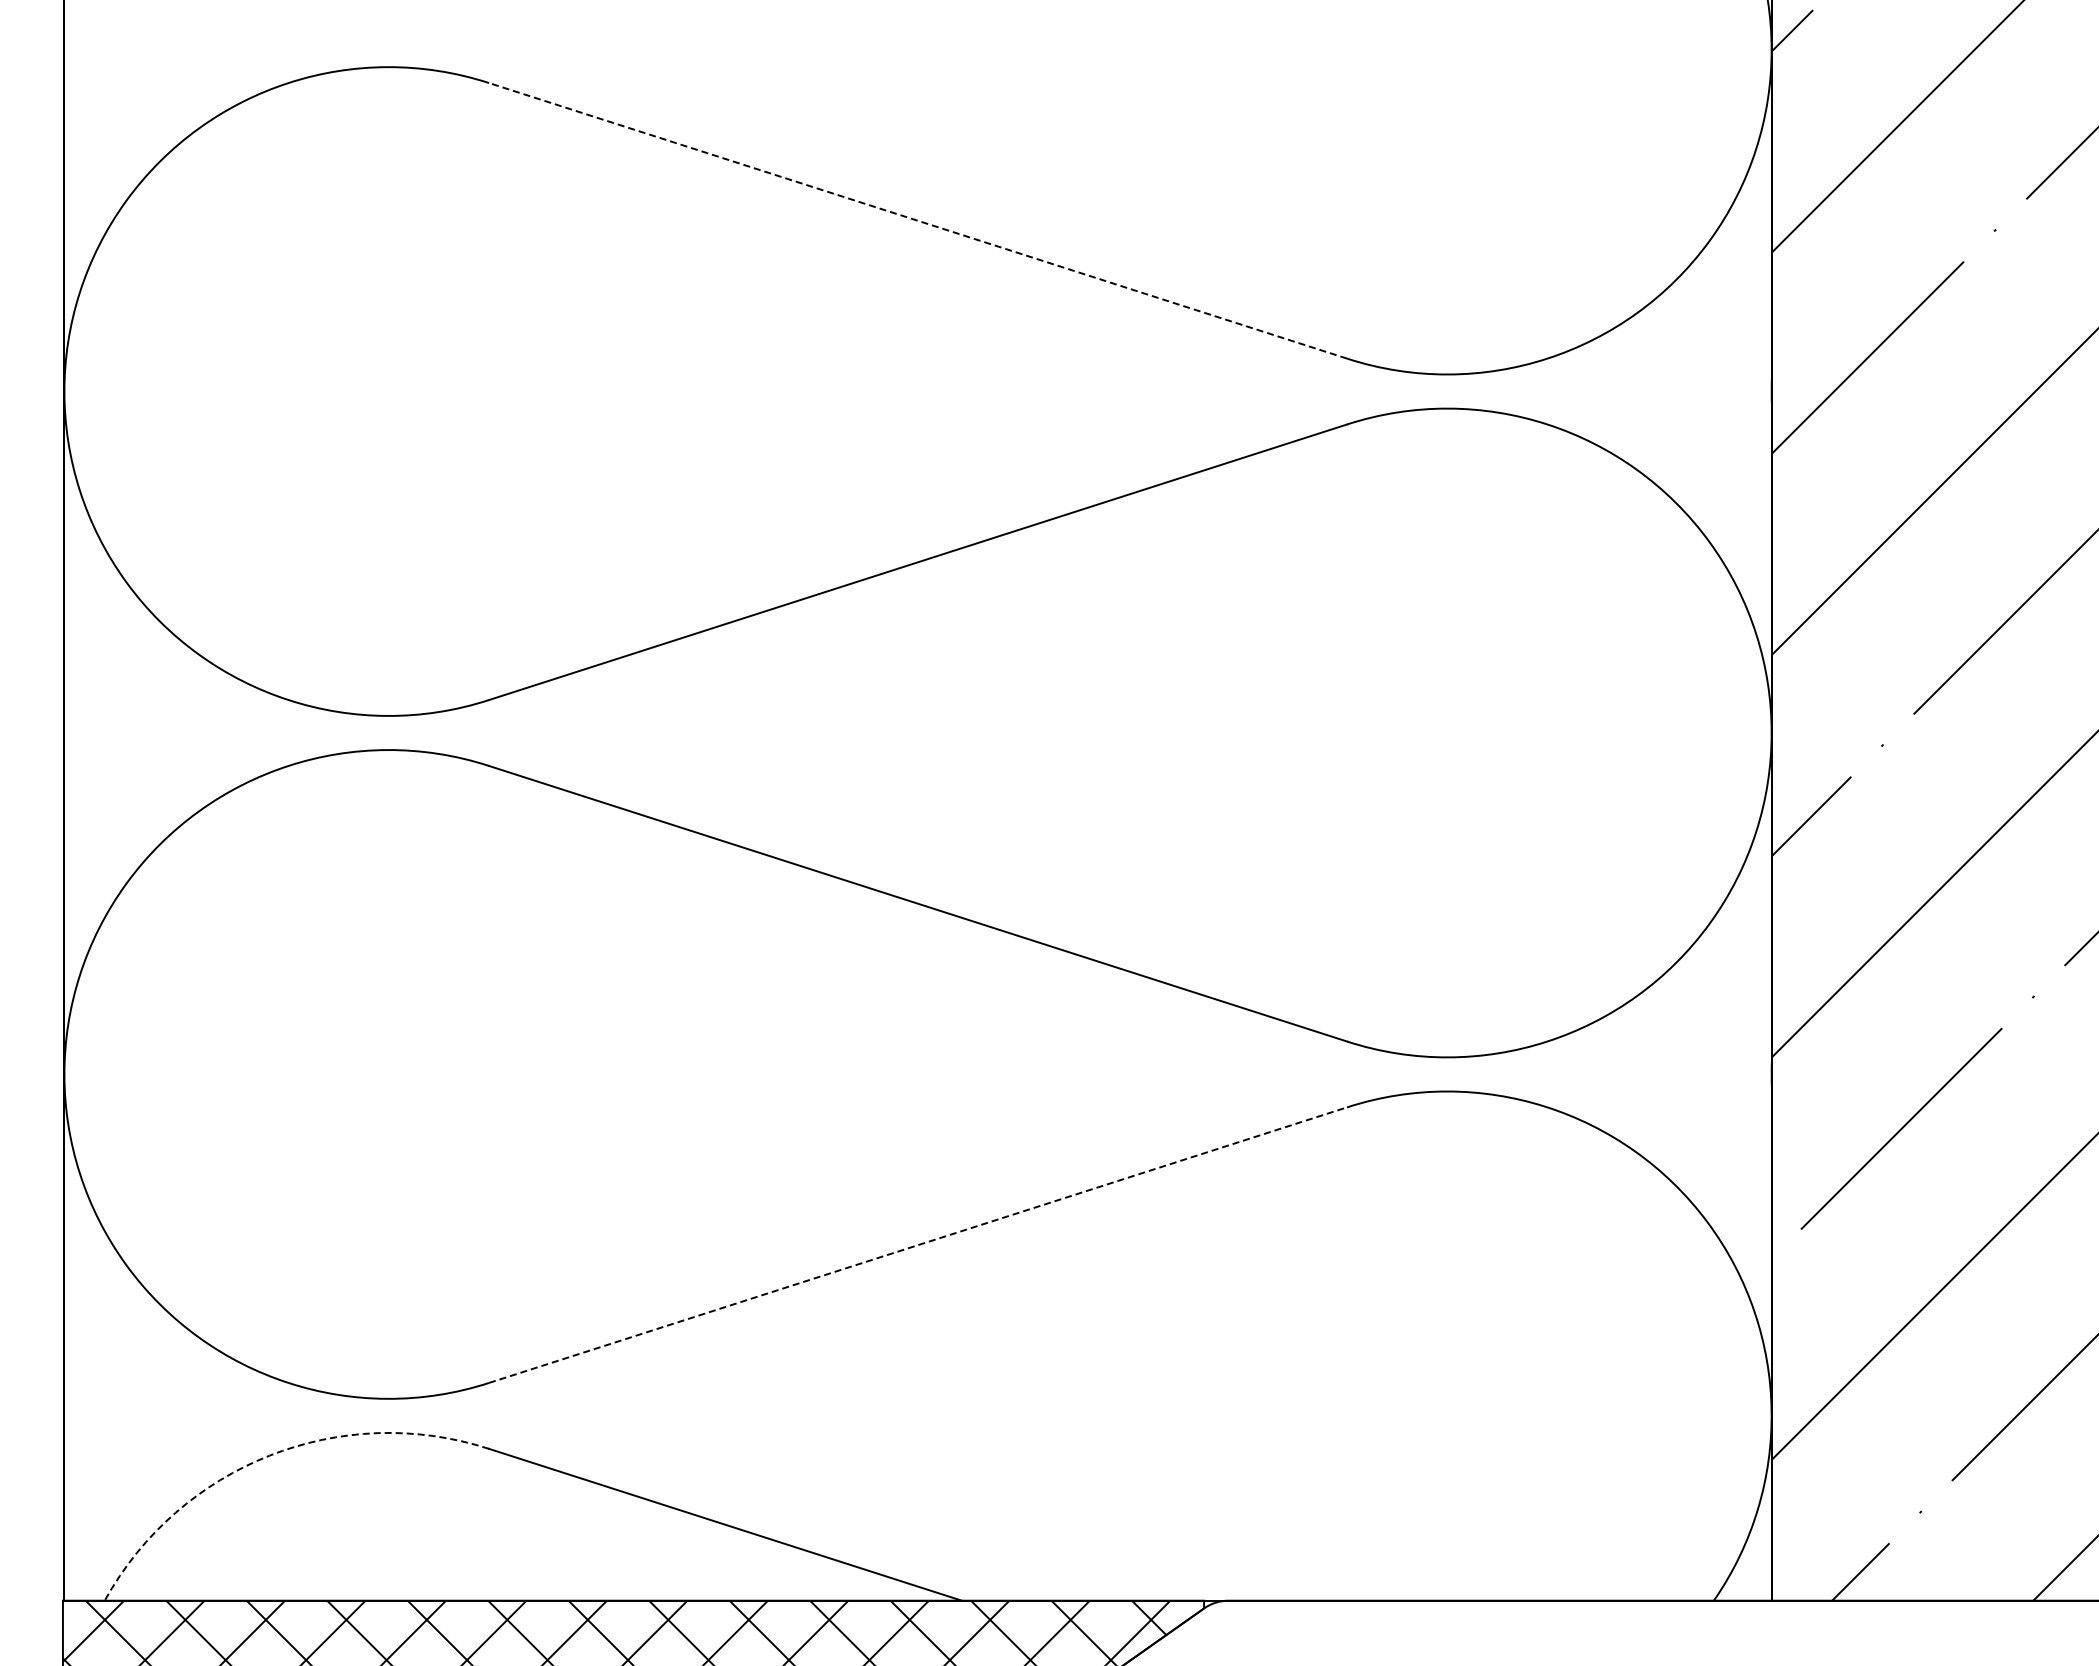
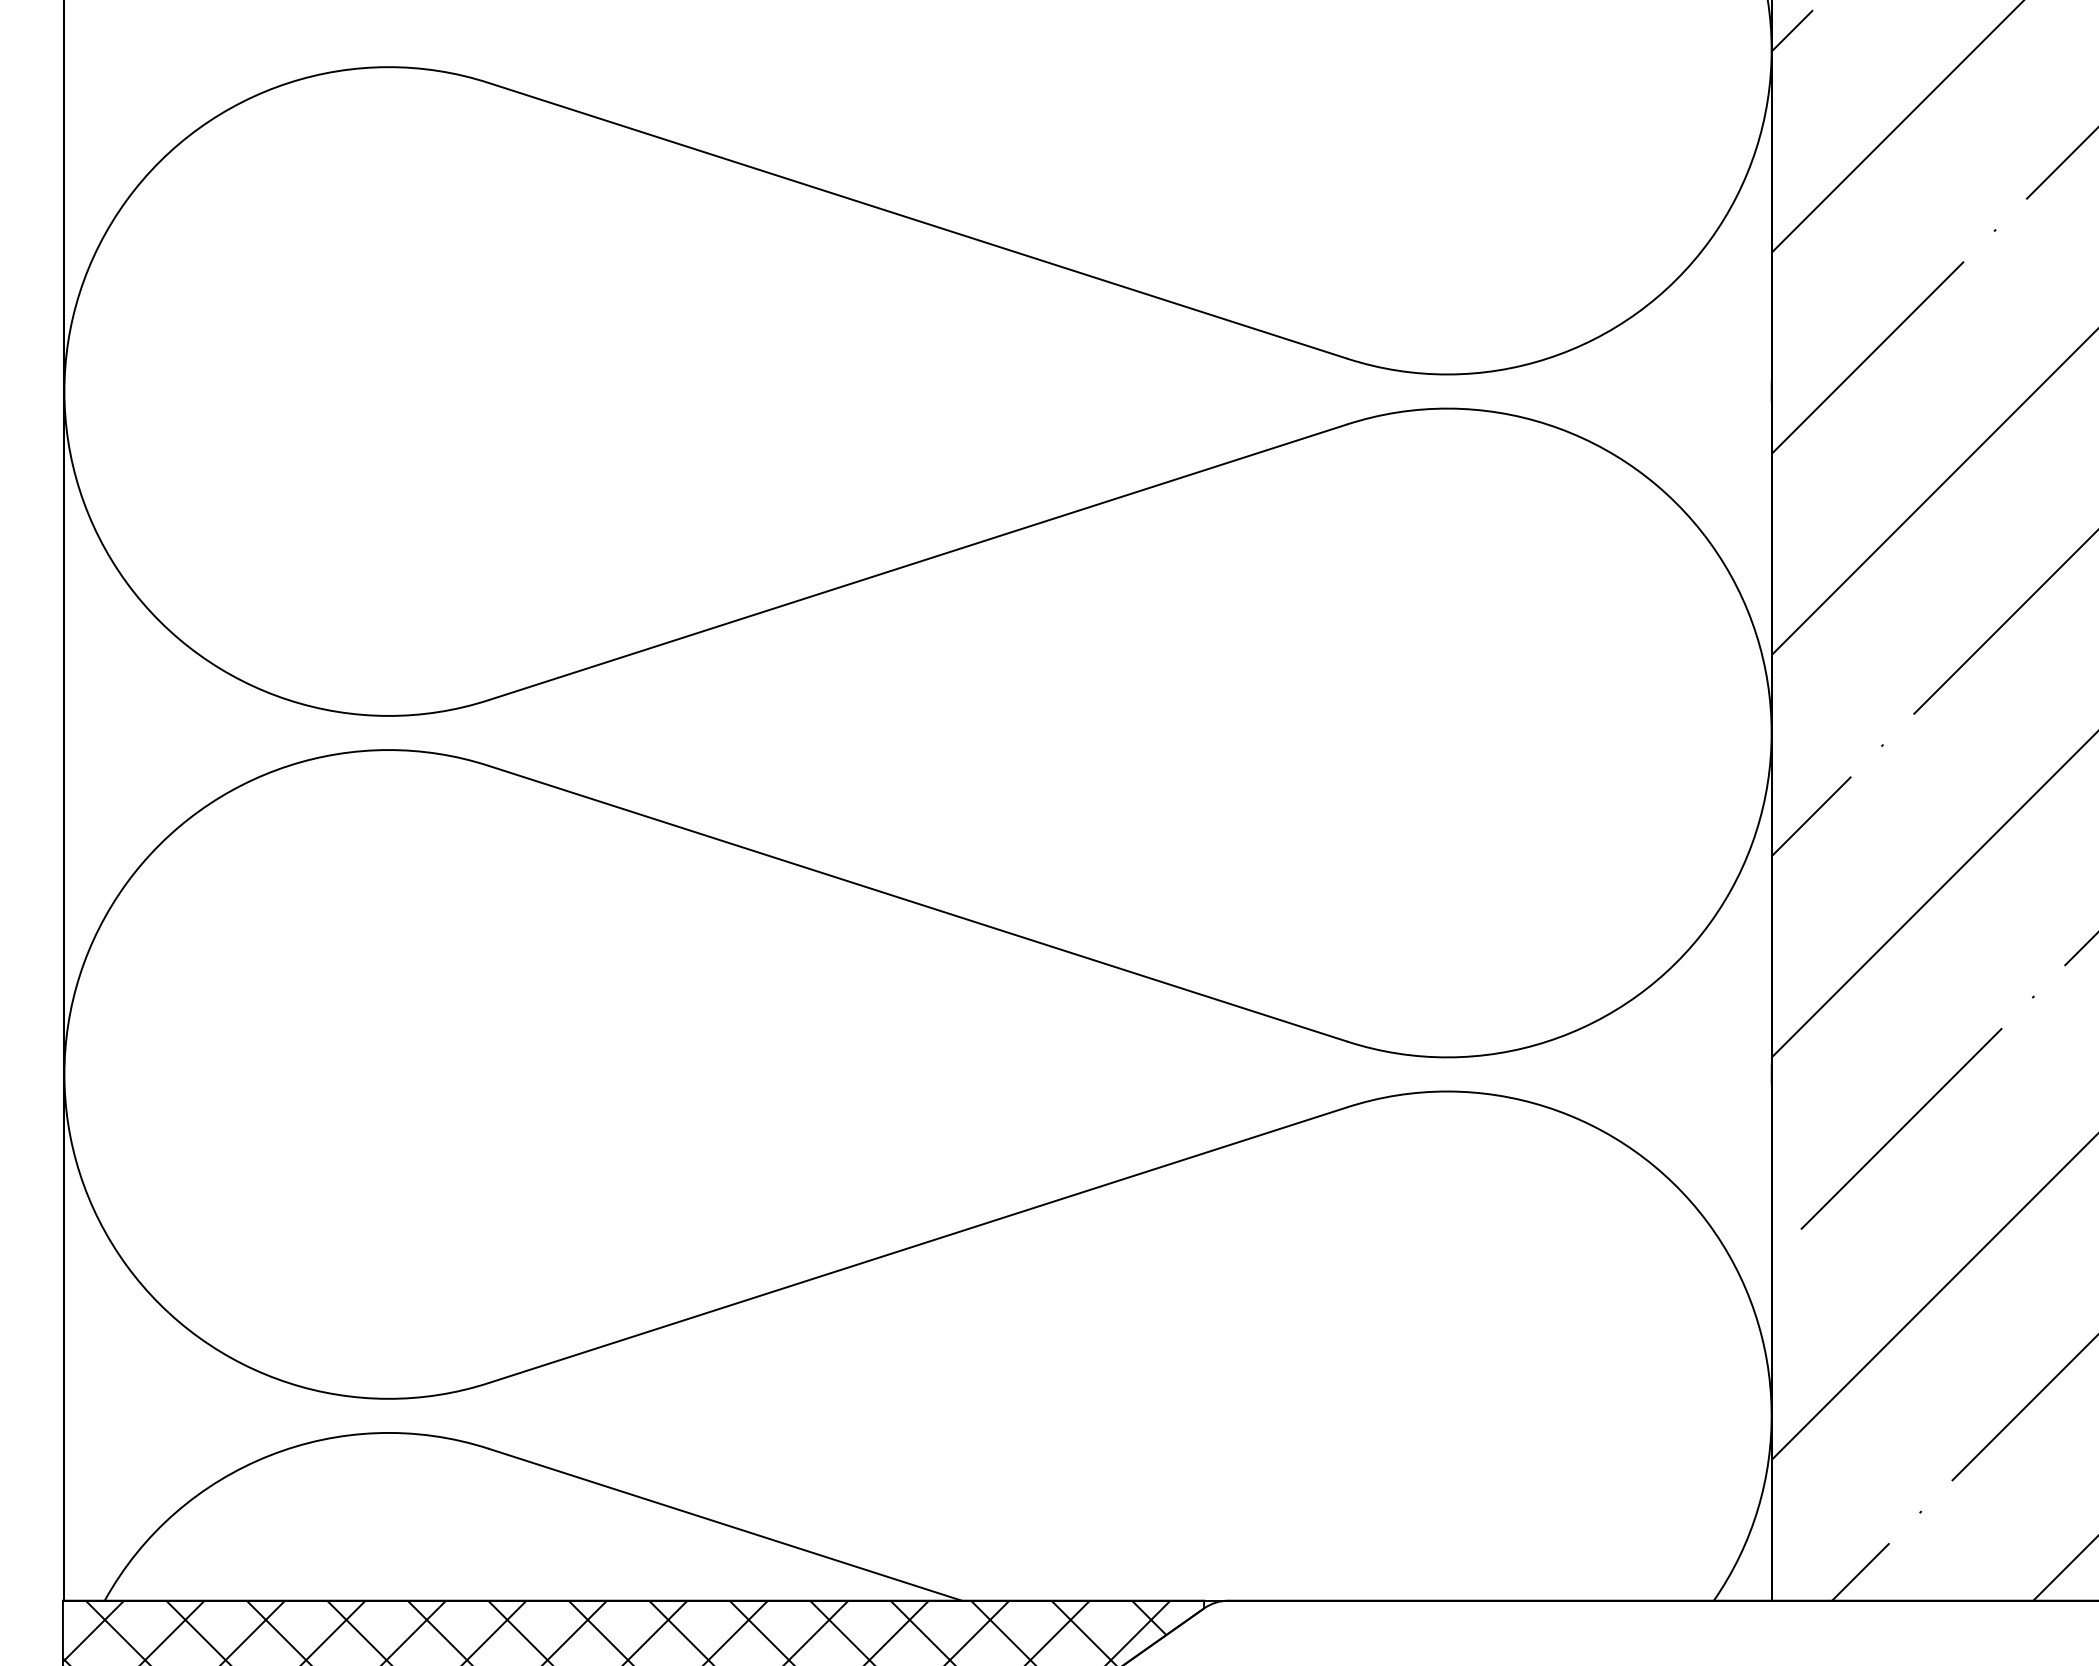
line: dashed -> solid (918, 220)
line: dashed -> solid (918, 1245)
arc: dashed -> solid (269, 1455)
